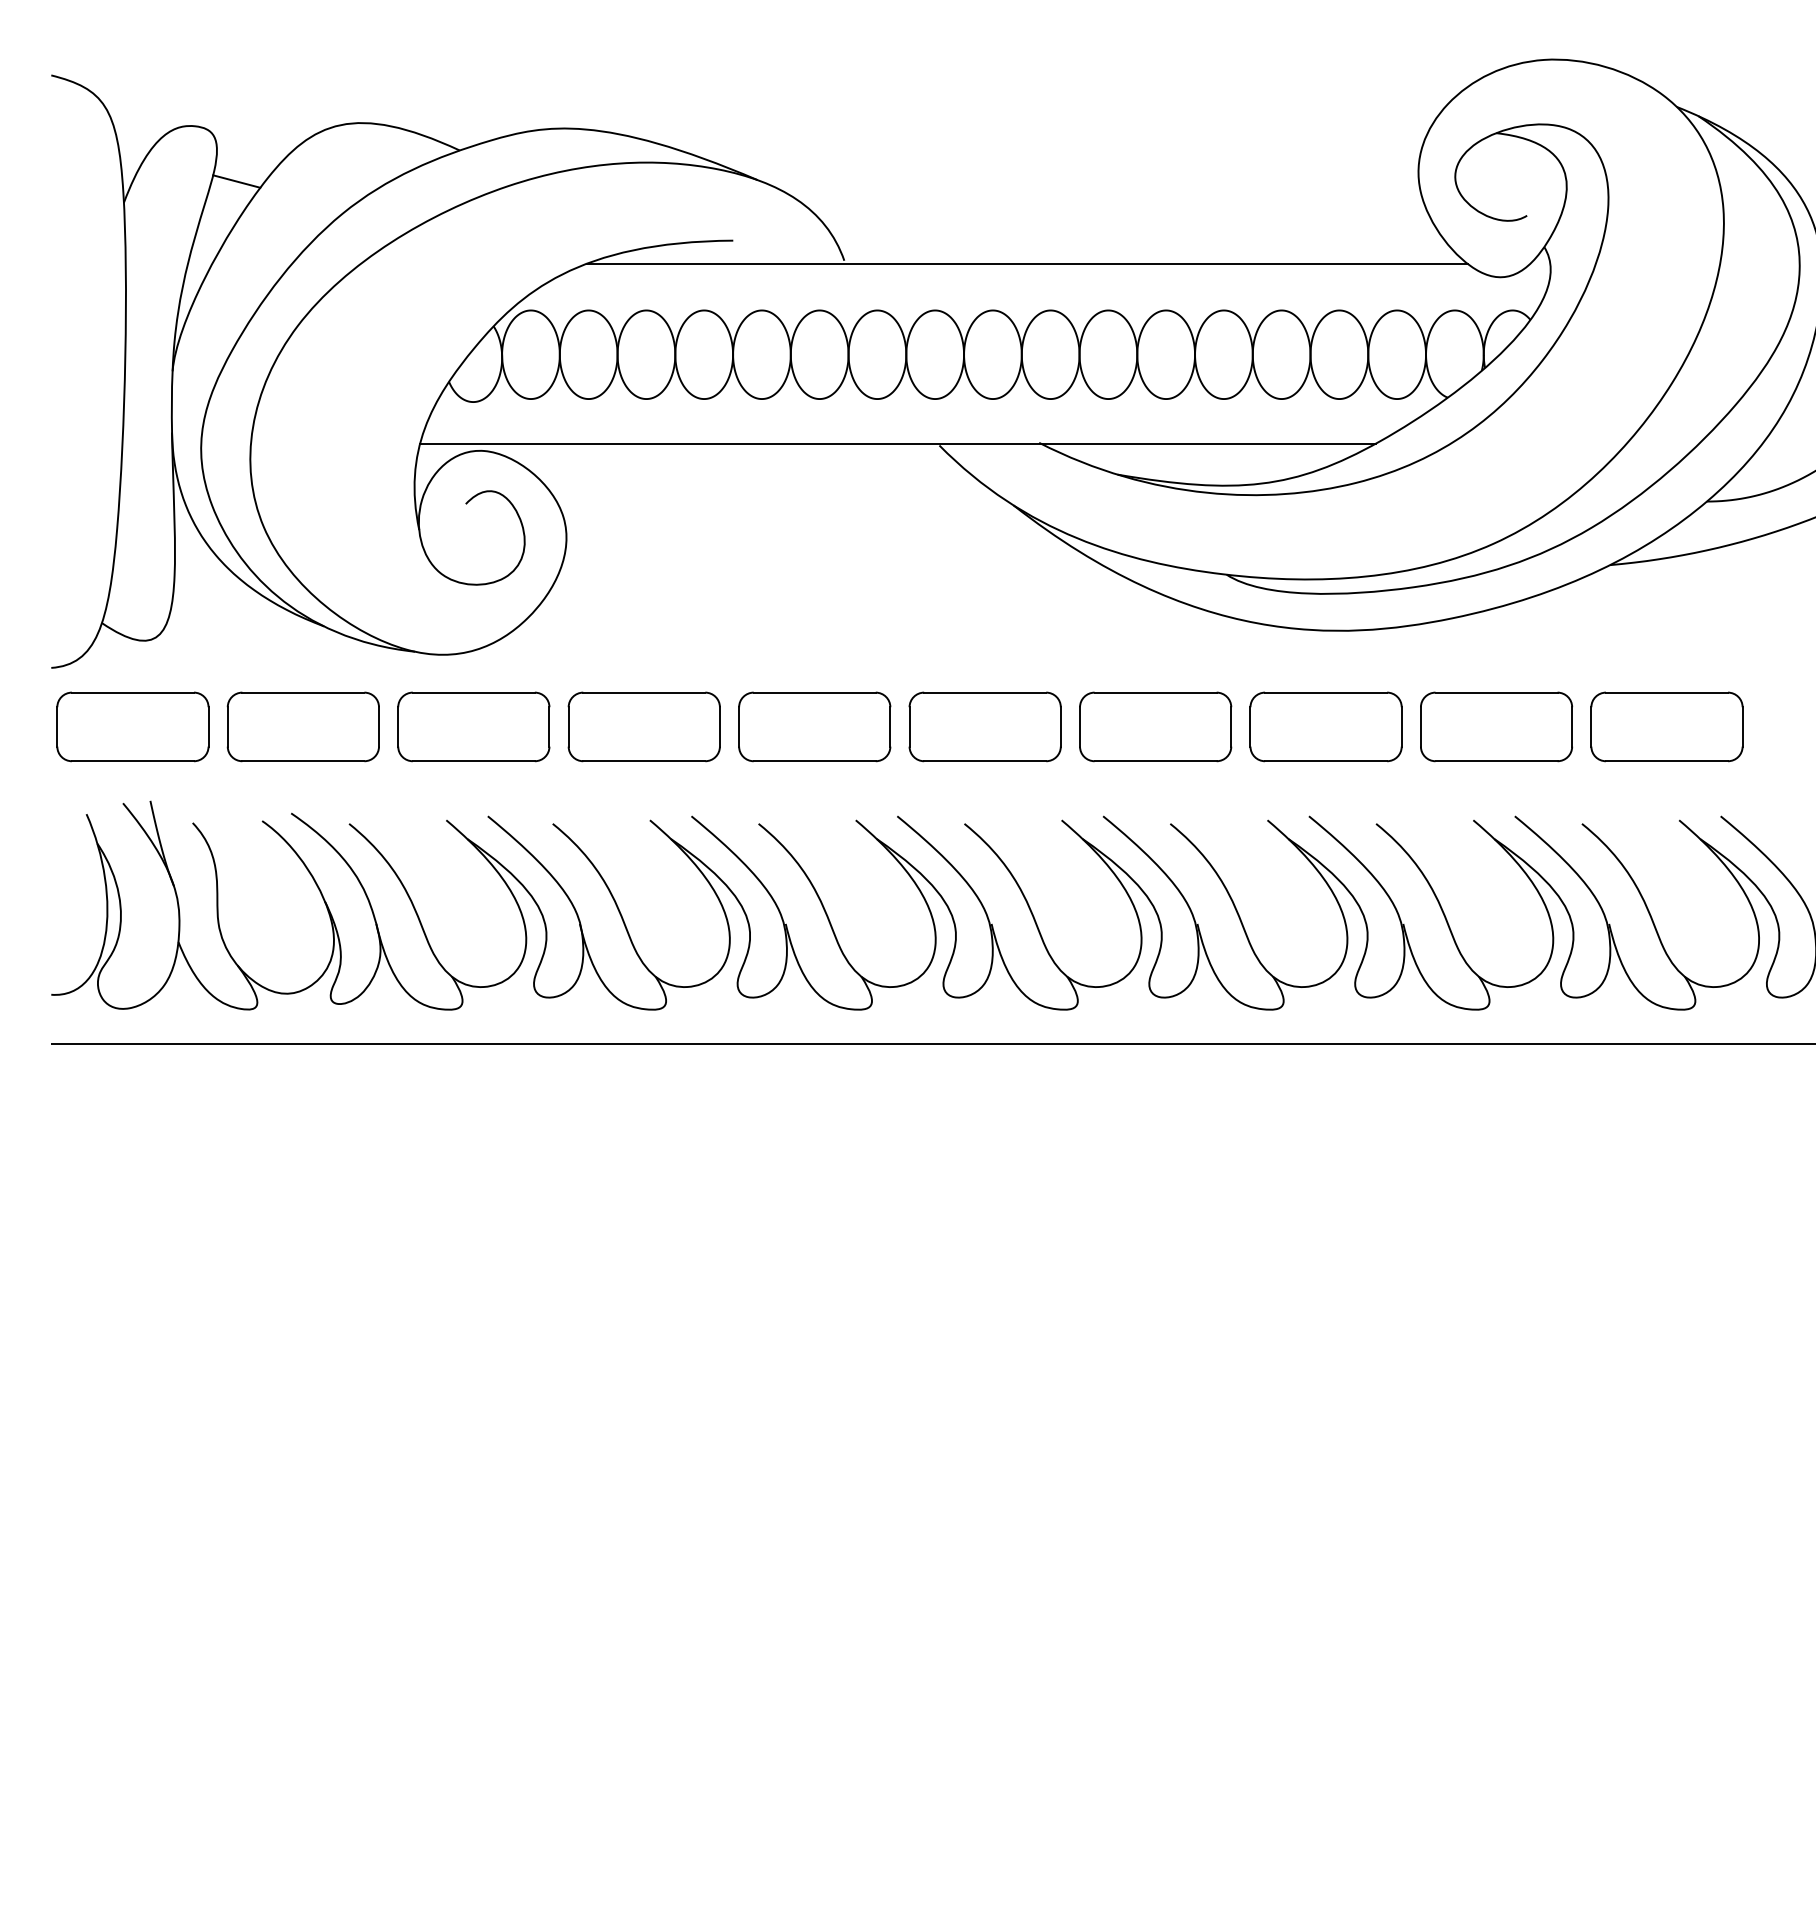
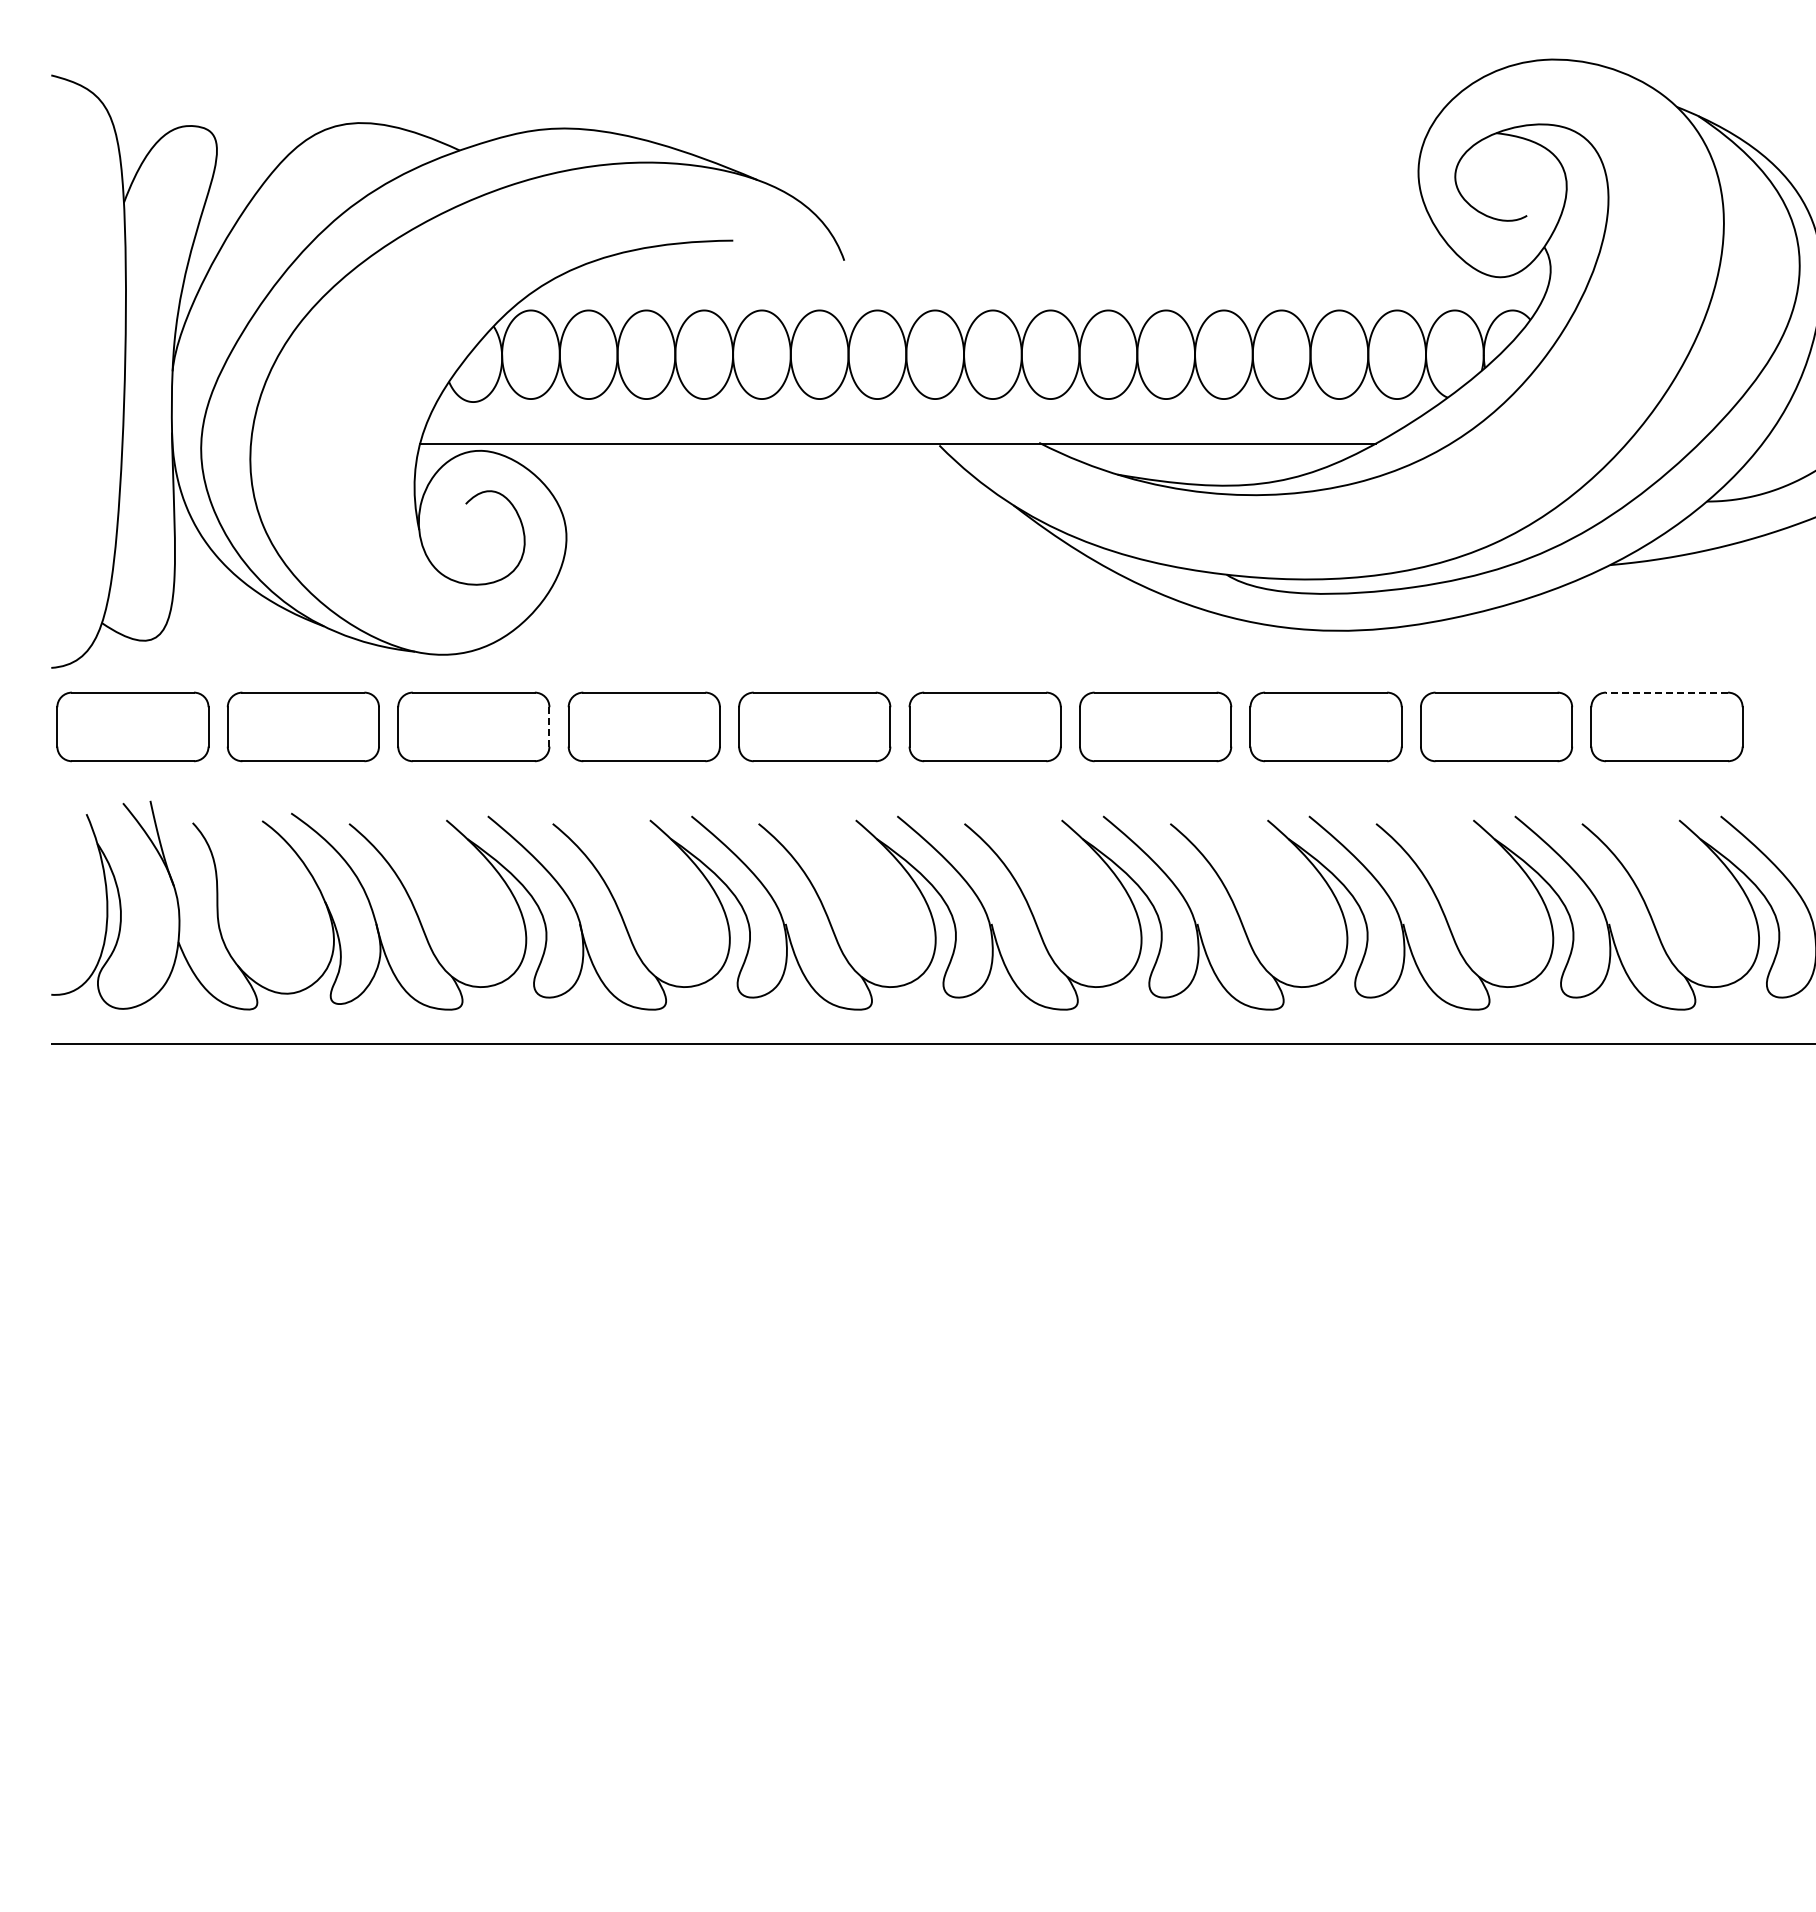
line: present -> none (236, 181)
line: present -> none (1026, 263)
line: solid -> dashed (1666, 692)
line: solid -> dashed (549, 726)
